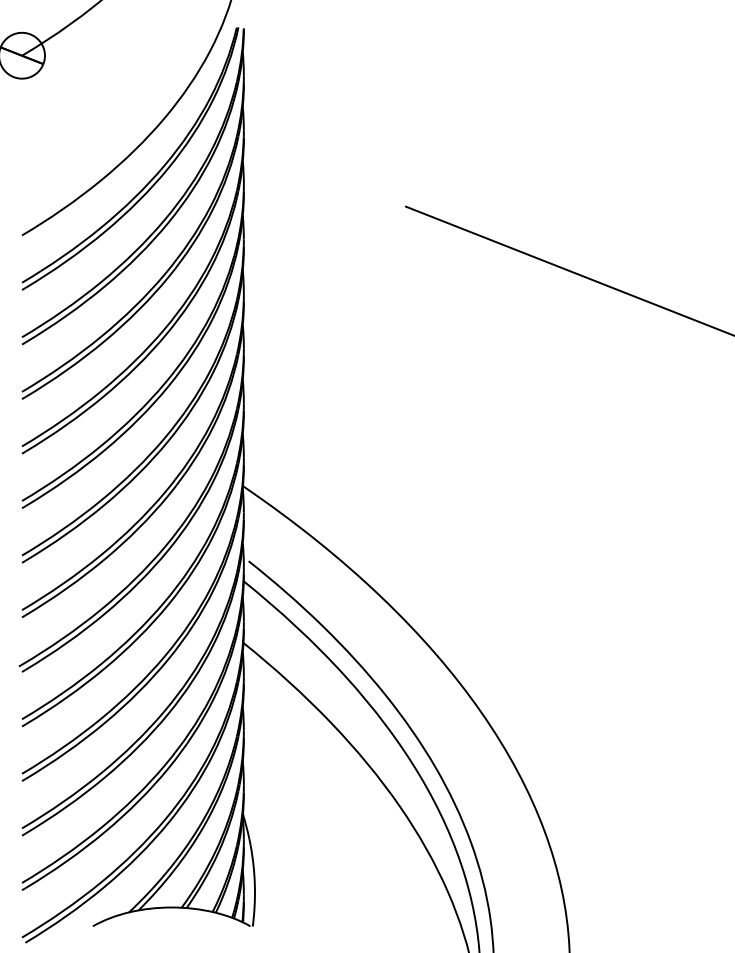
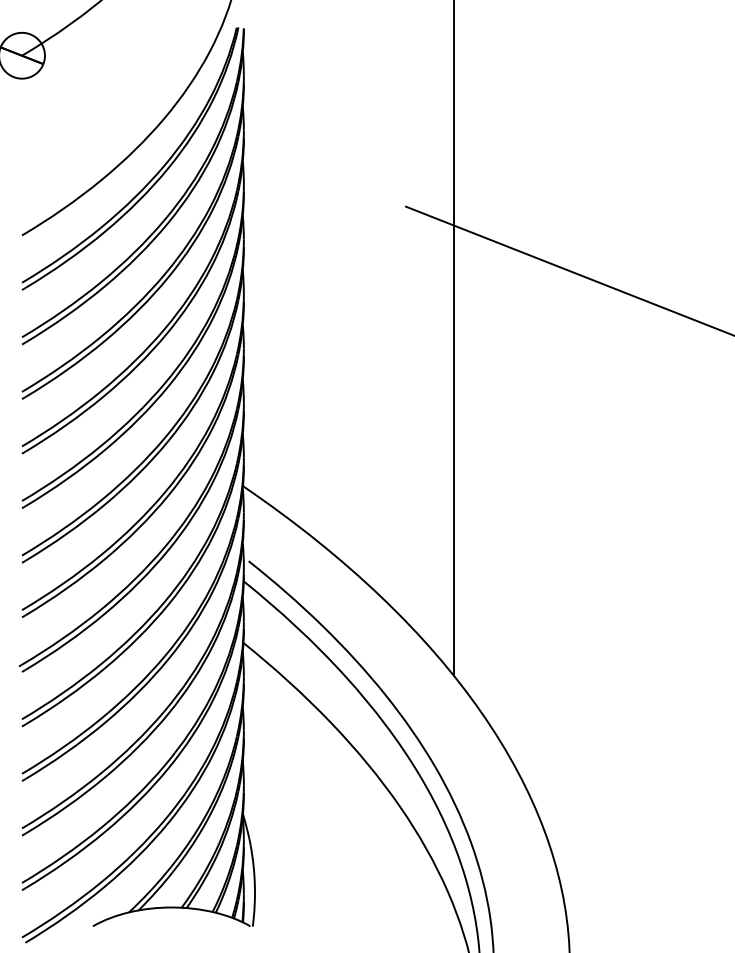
line: none -> present (453, 338)
